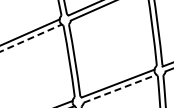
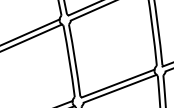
line: dashed -> solid (30, 38)
line: dashed -> solid (120, 88)
